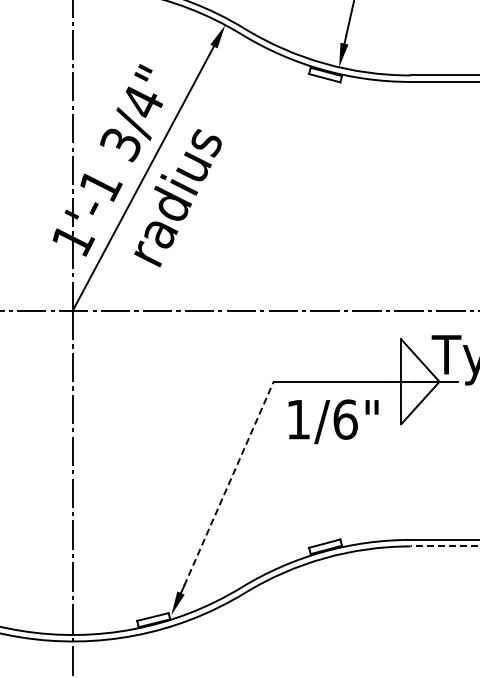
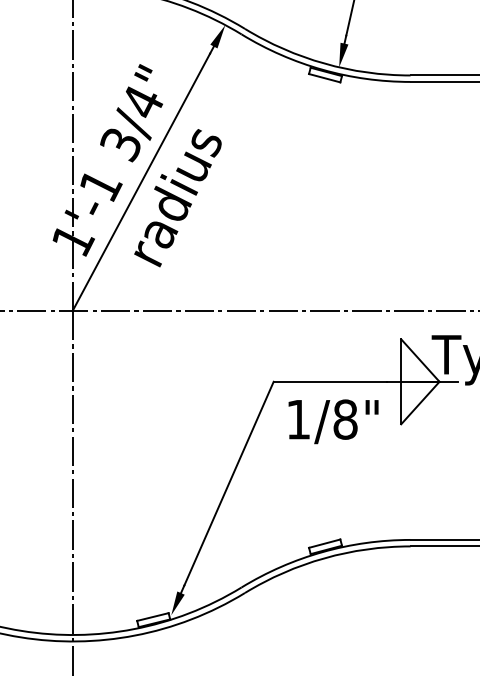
text: 1/6" -> 1/8" (345, 419)
line: dashed -> solid (229, 483)
line: dashed -> solid (444, 546)
